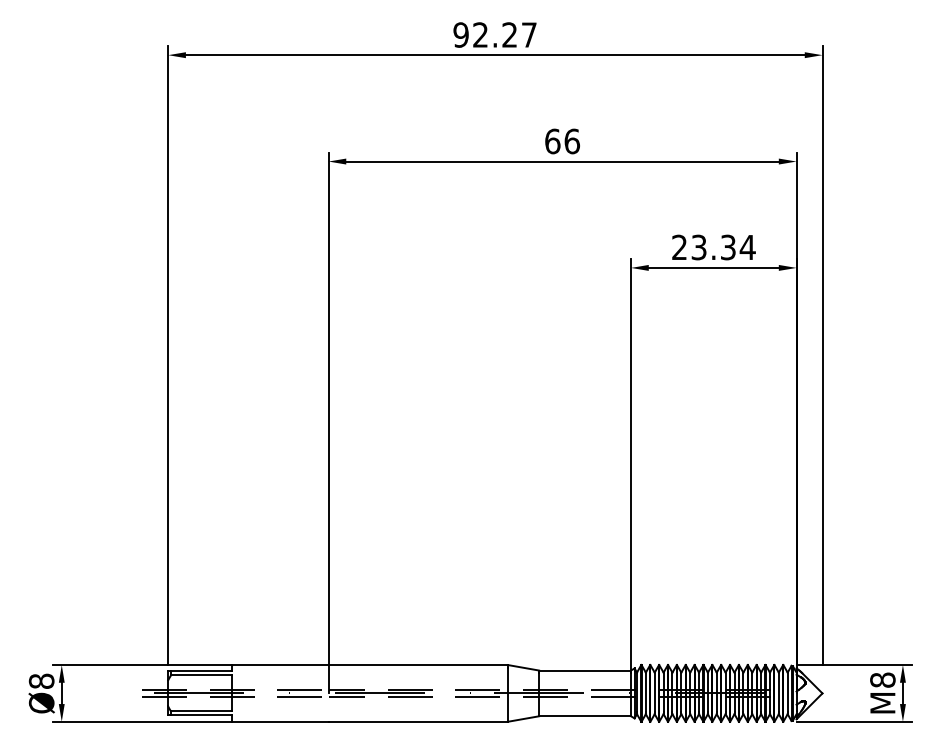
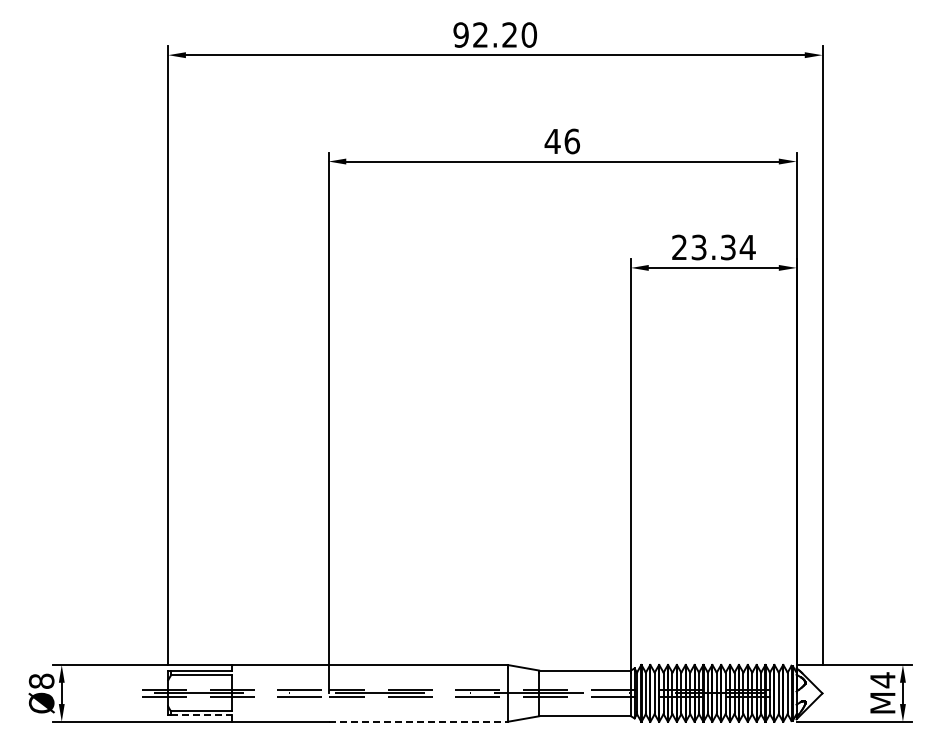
text: 92.27 -> 92.20 (529, 34)
text: 66 -> 46 (552, 141)
text: M8 -> M4 (882, 680)
line: solid -> dashed (201, 715)
line: solid -> dashed (418, 721)
